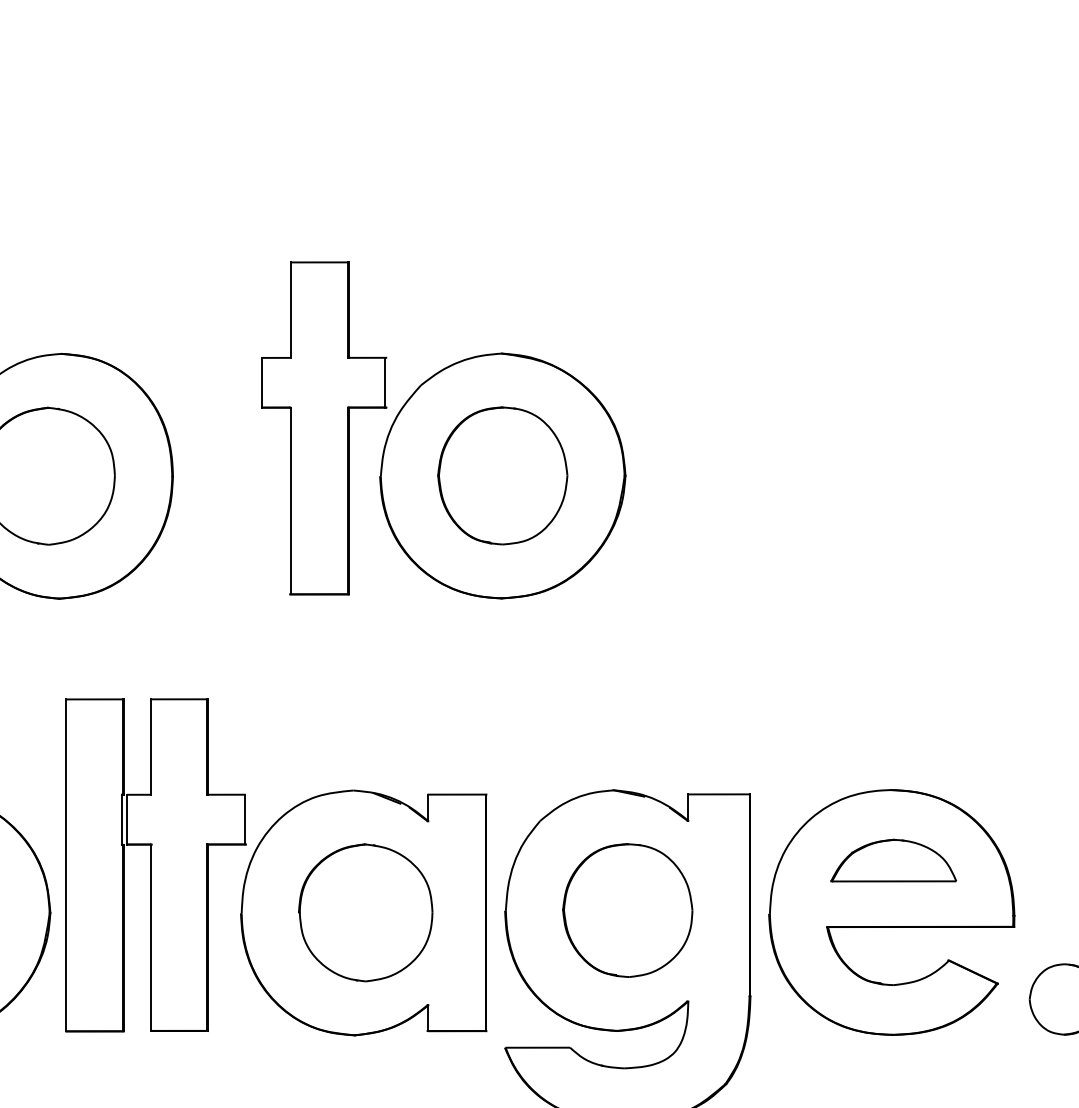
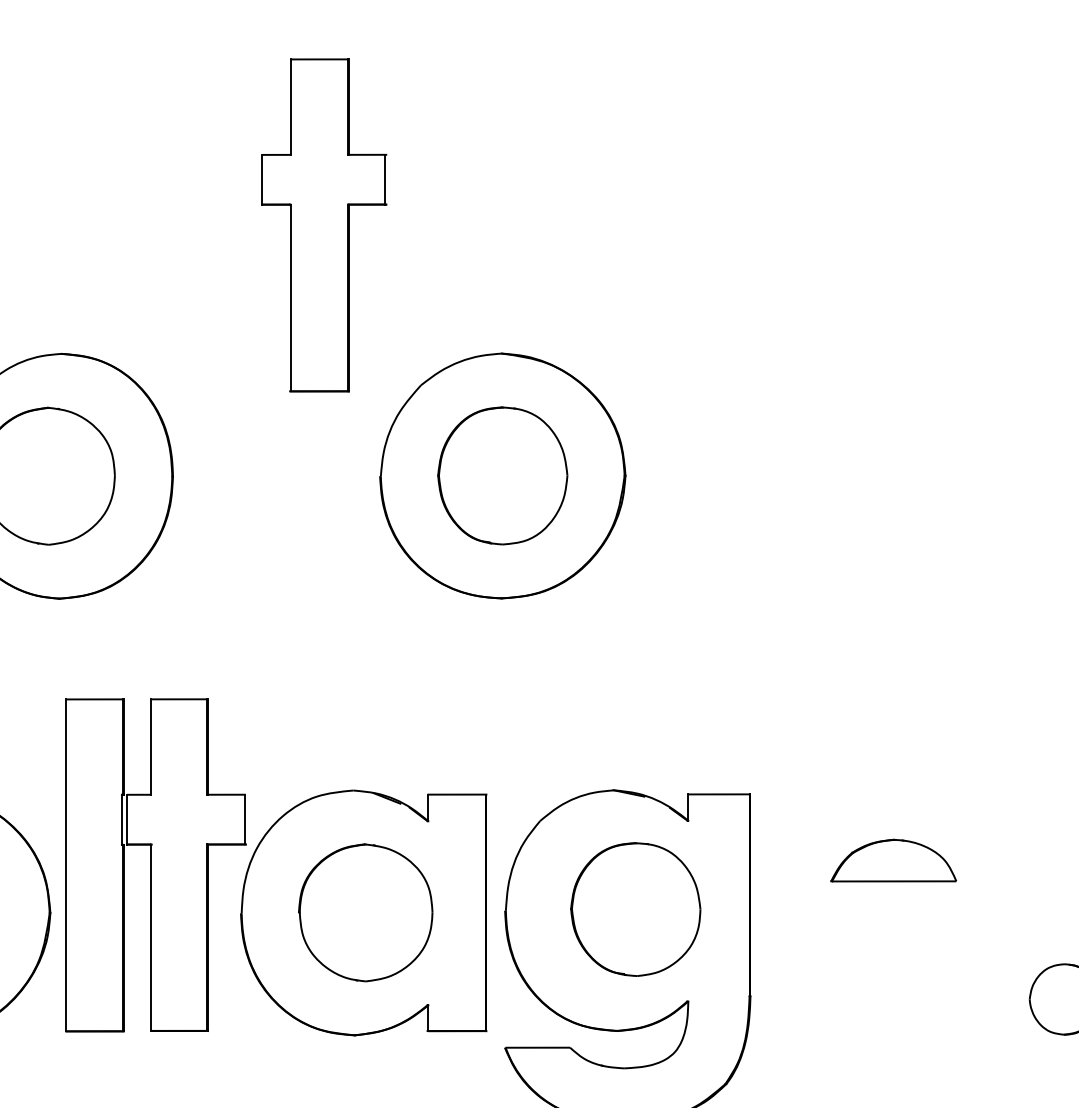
part position: (324, 428) -> (324, 225) (324, 225)
part position: (627, 910) -> (635, 909) (635, 909)
part: present -> none (891, 912)
